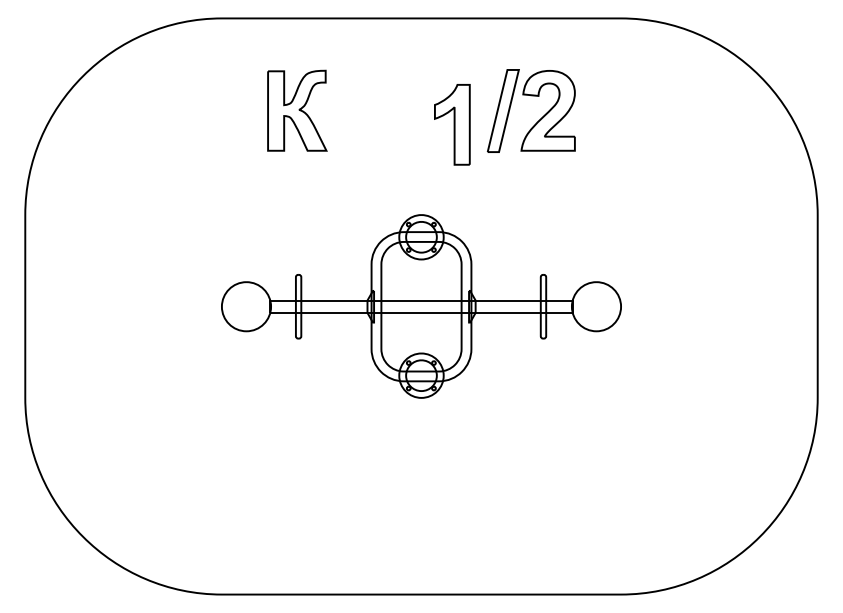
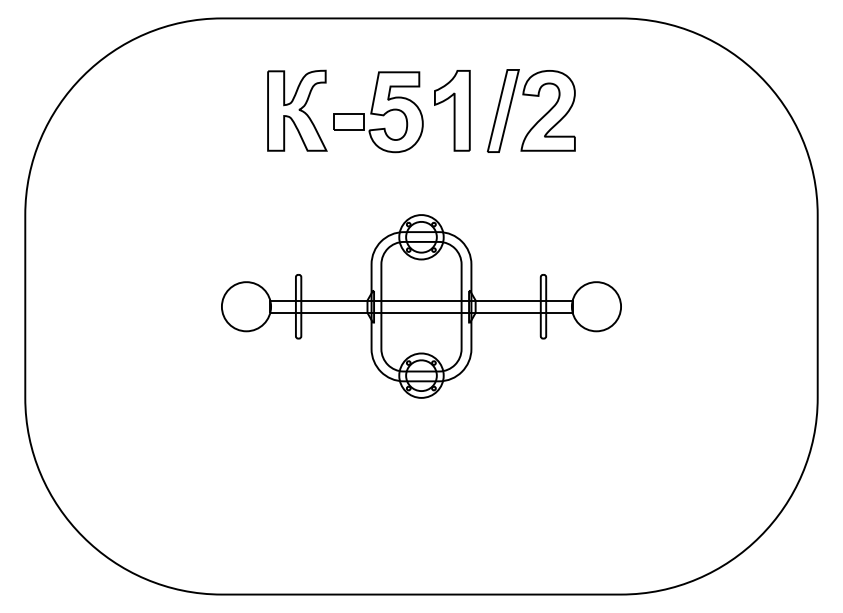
part: none -> present (378, 112)
part position: (452, 124) -> (452, 110) (452, 110)
